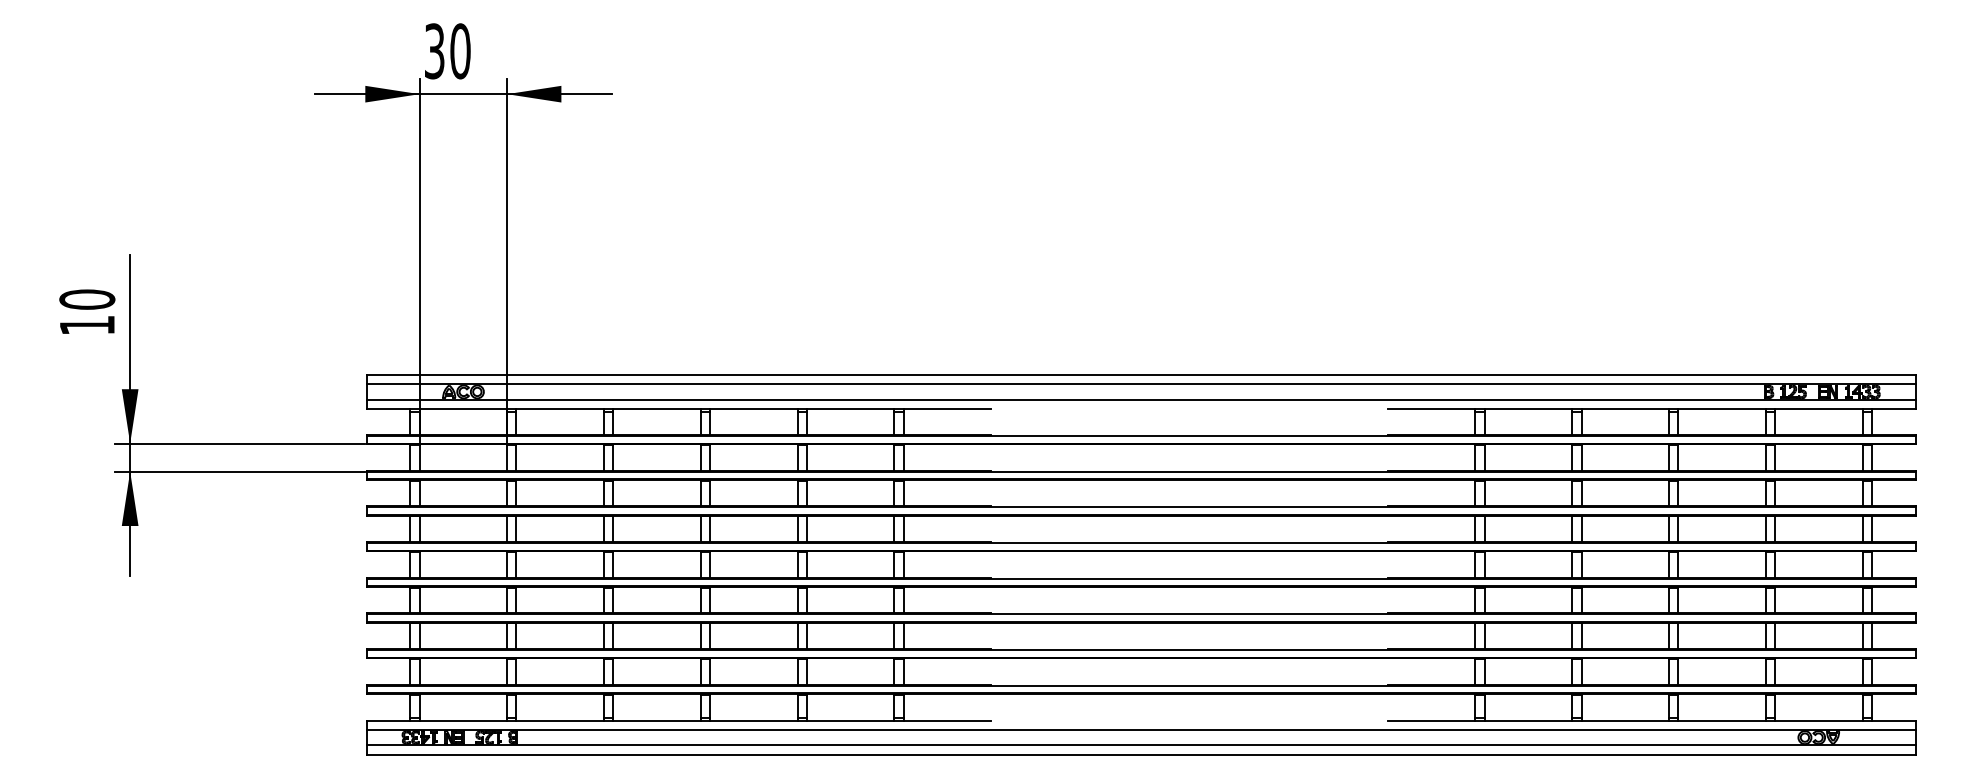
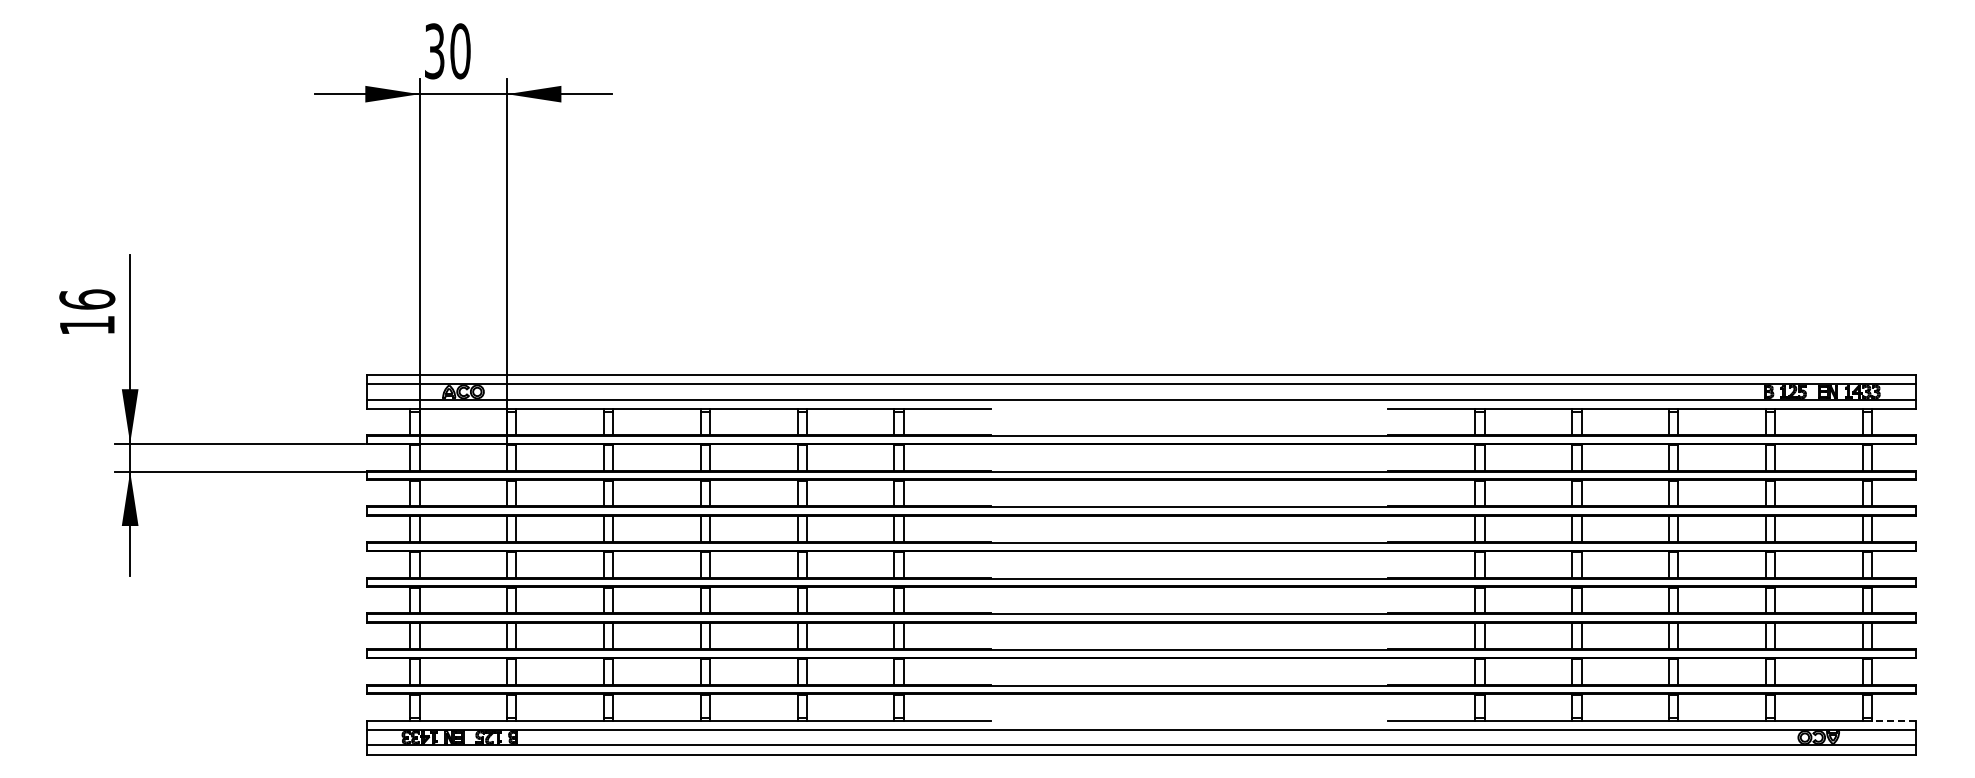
text: 10 -> 16 (87, 299)
line: solid -> dashed (1893, 720)
